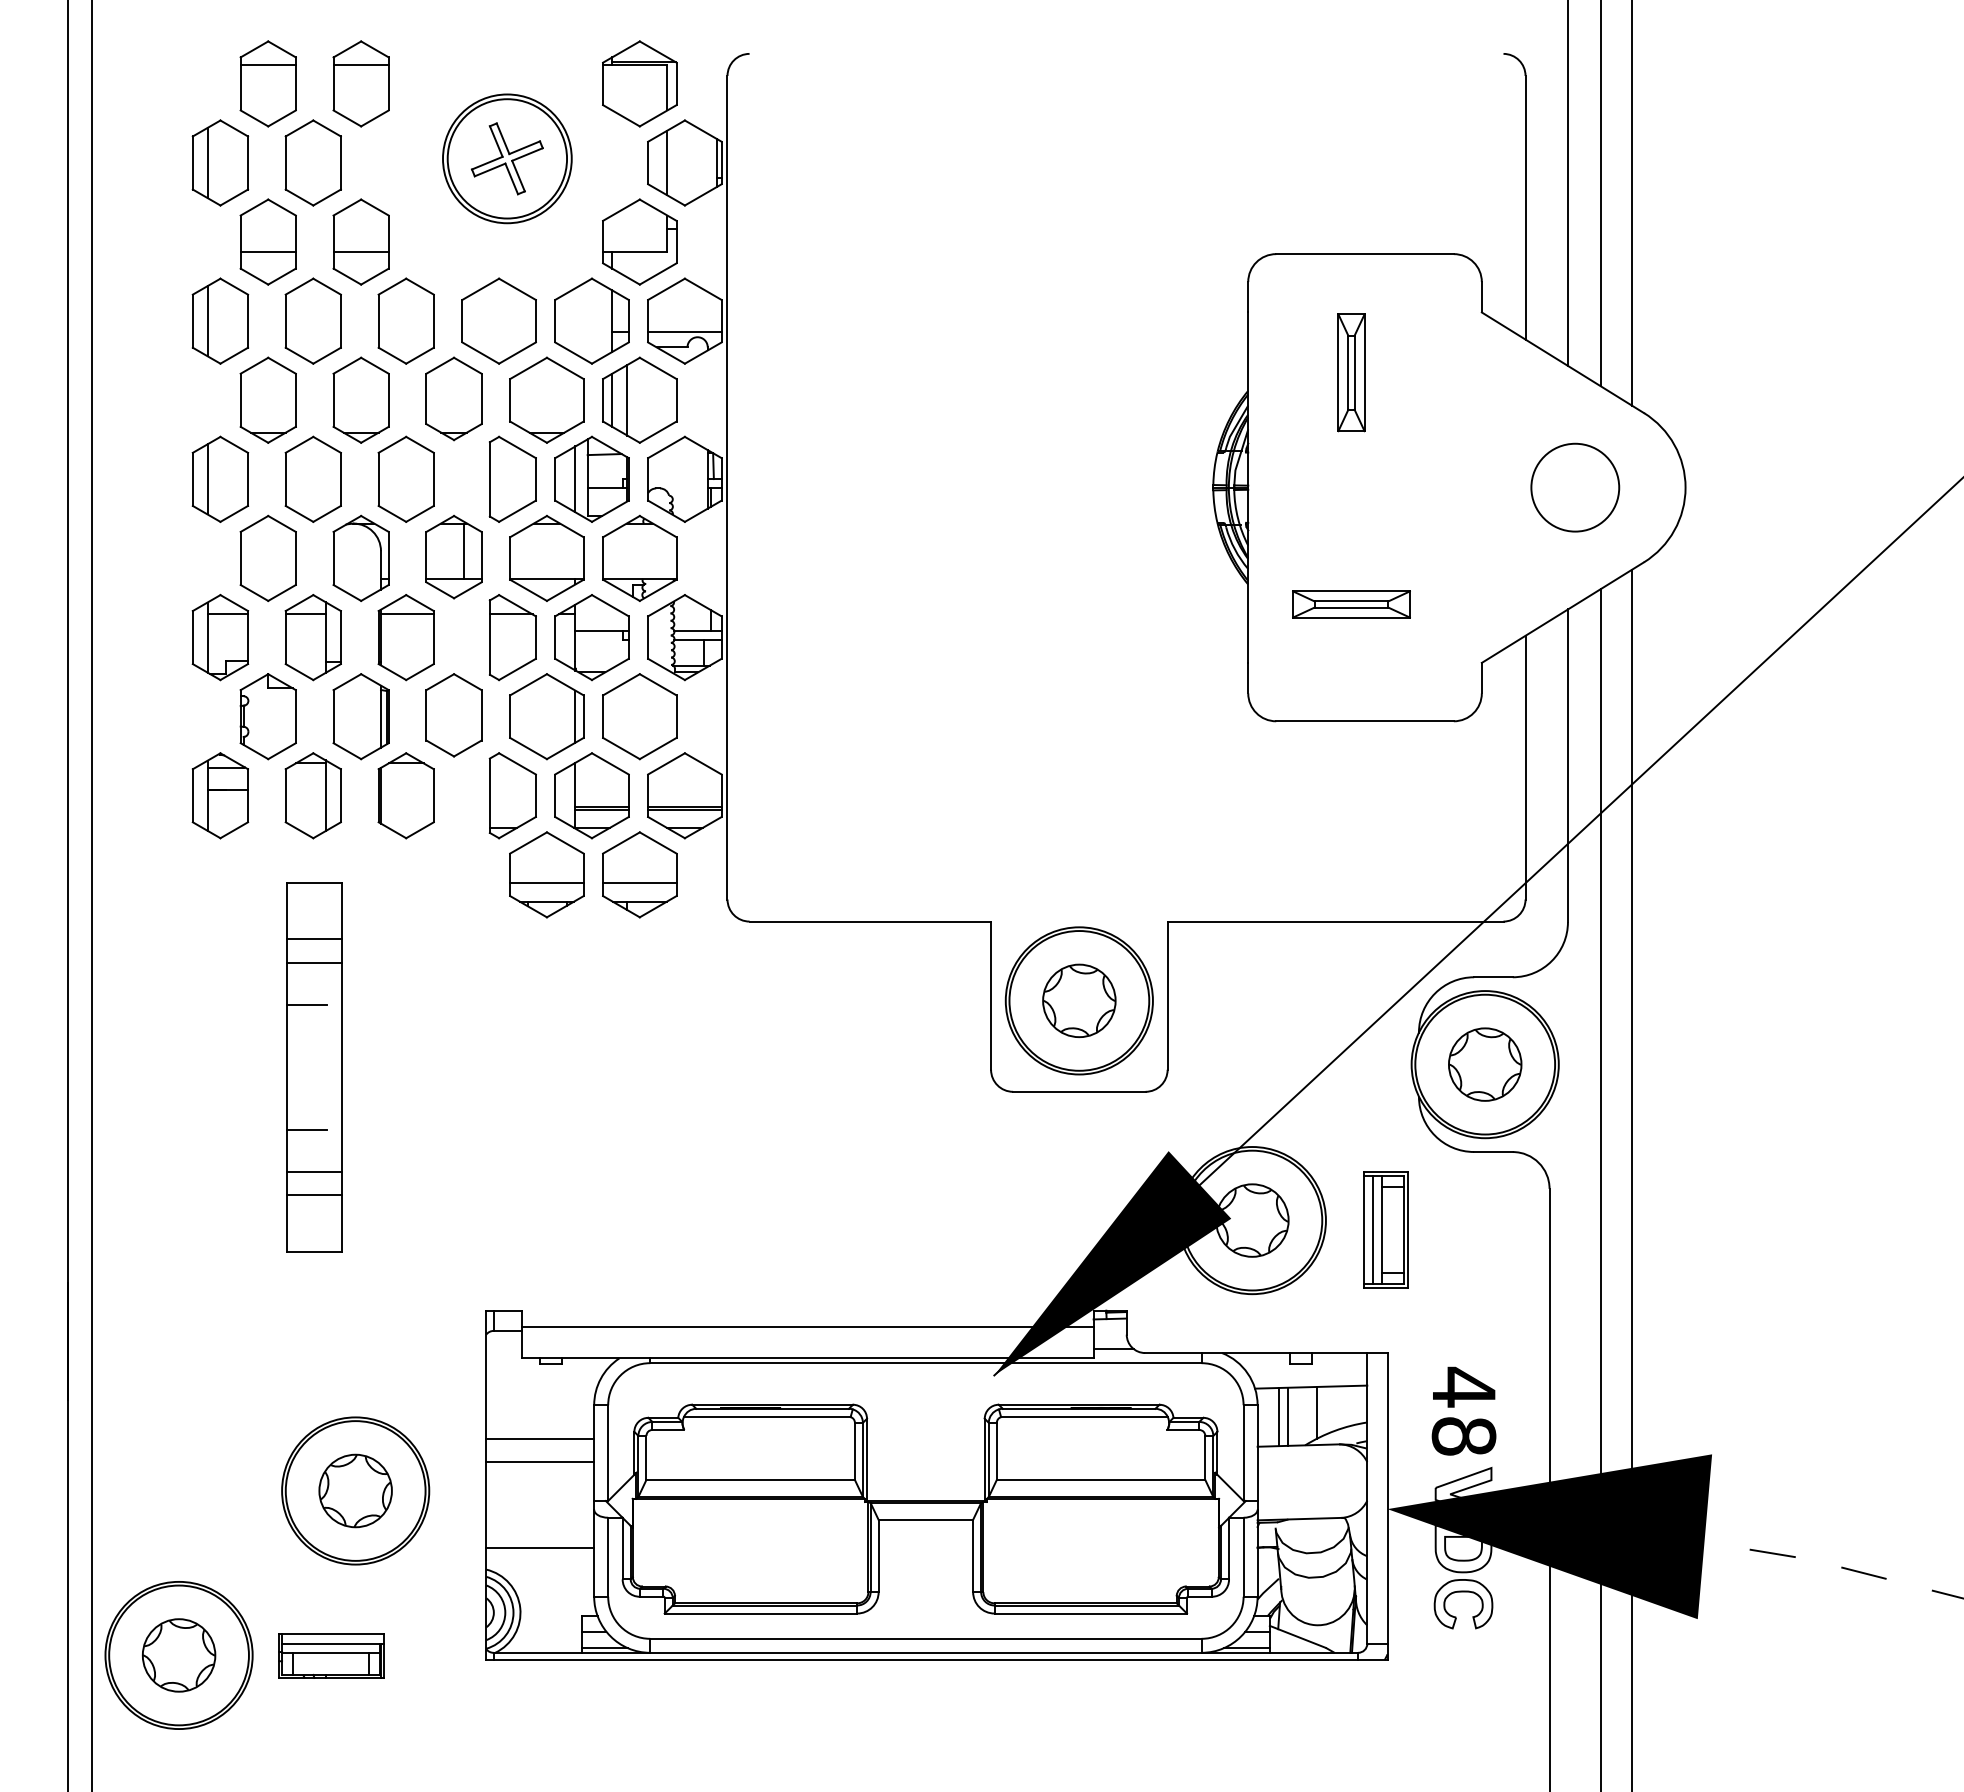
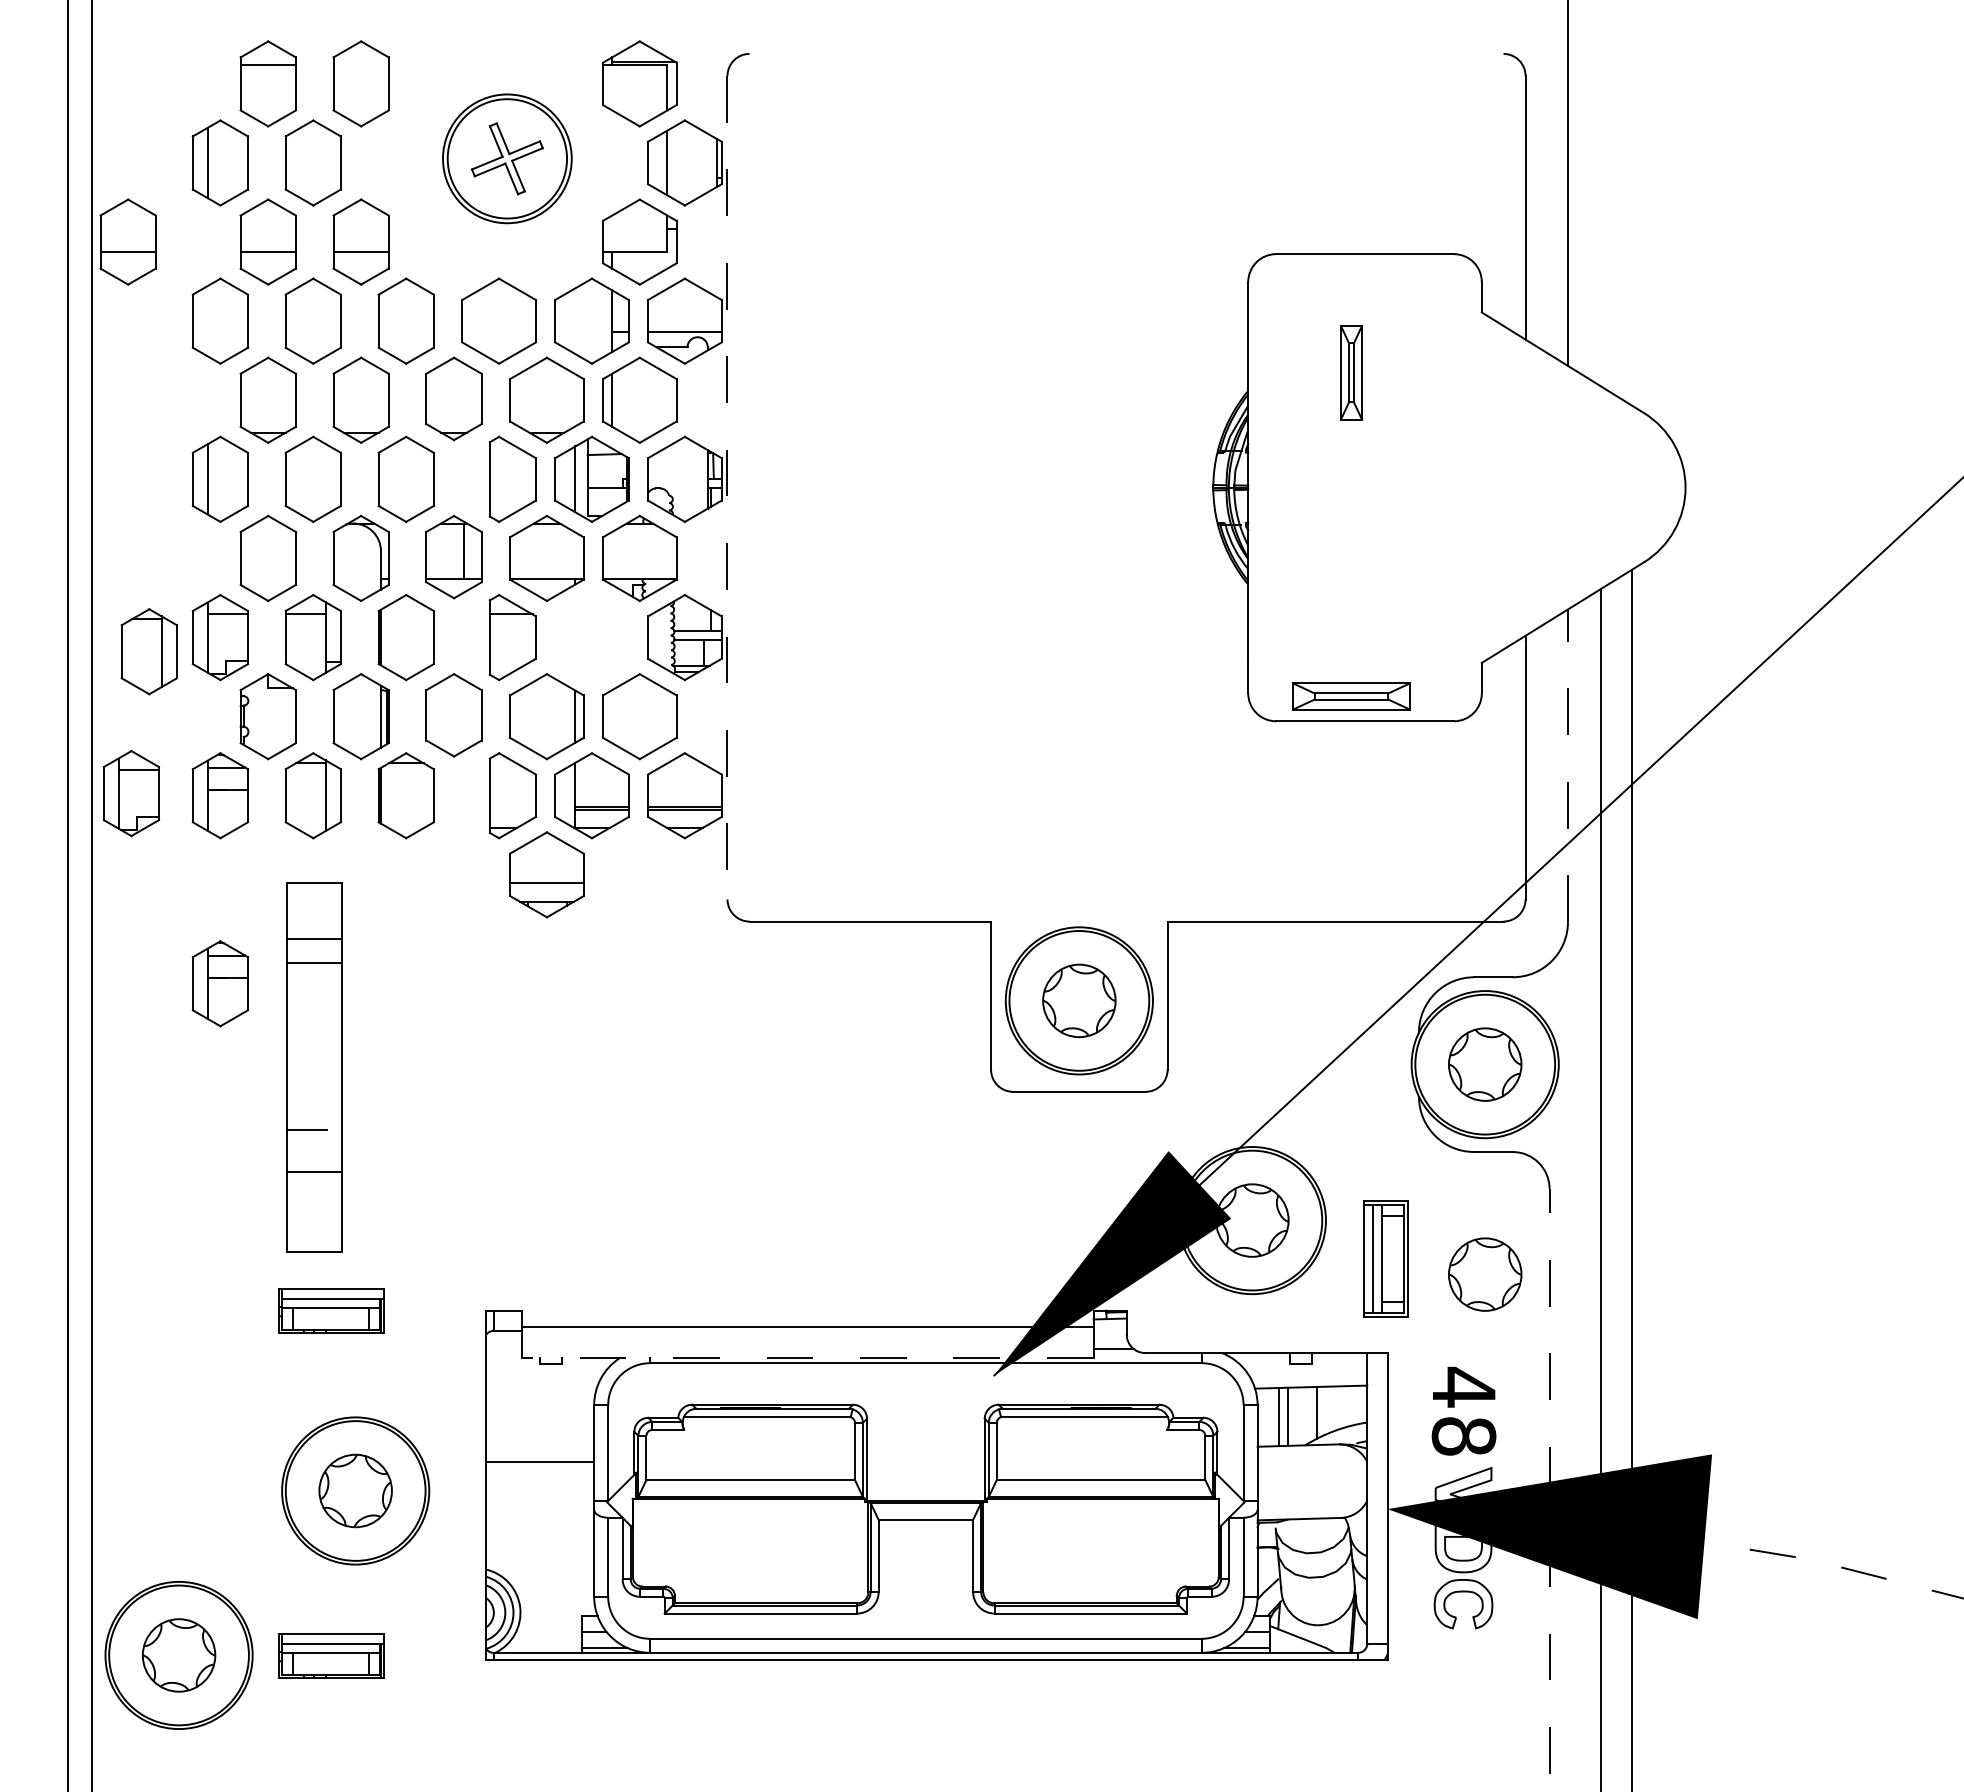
line: present -> none (360, 65)
line: present -> none (1601, 194)
line: present -> none (1632, 203)
part: none -> present (127, 241)
line: present -> none (207, 321)
part size: 29x120 px -> 23x96 px (1351, 372)
line: present -> none (627, 399)
line: solid -> dashed (727, 487)
circle: present -> none (1575, 487)
part position: (1351, 604) -> (1351, 696) (1351, 696)
line: present -> none (407, 614)
part: present -> none (591, 637)
part: none -> present (148, 651)
line: solid -> dashed (1567, 765)
part: none -> present (131, 793)
part: present -> none (639, 874)
part: none -> present (220, 983)
line: present -> none (306, 1004)
line: present -> none (313, 1195)
part position: (1385, 1229) -> (1385, 1258) (1385, 1258)
part: none -> present (1485, 1274)
part: none -> present (331, 1310)
line: solid -> dashed (807, 1358)
line: present -> none (540, 1438)
line: solid -> dashed (1549, 1489)
line: present -> none (540, 1548)
